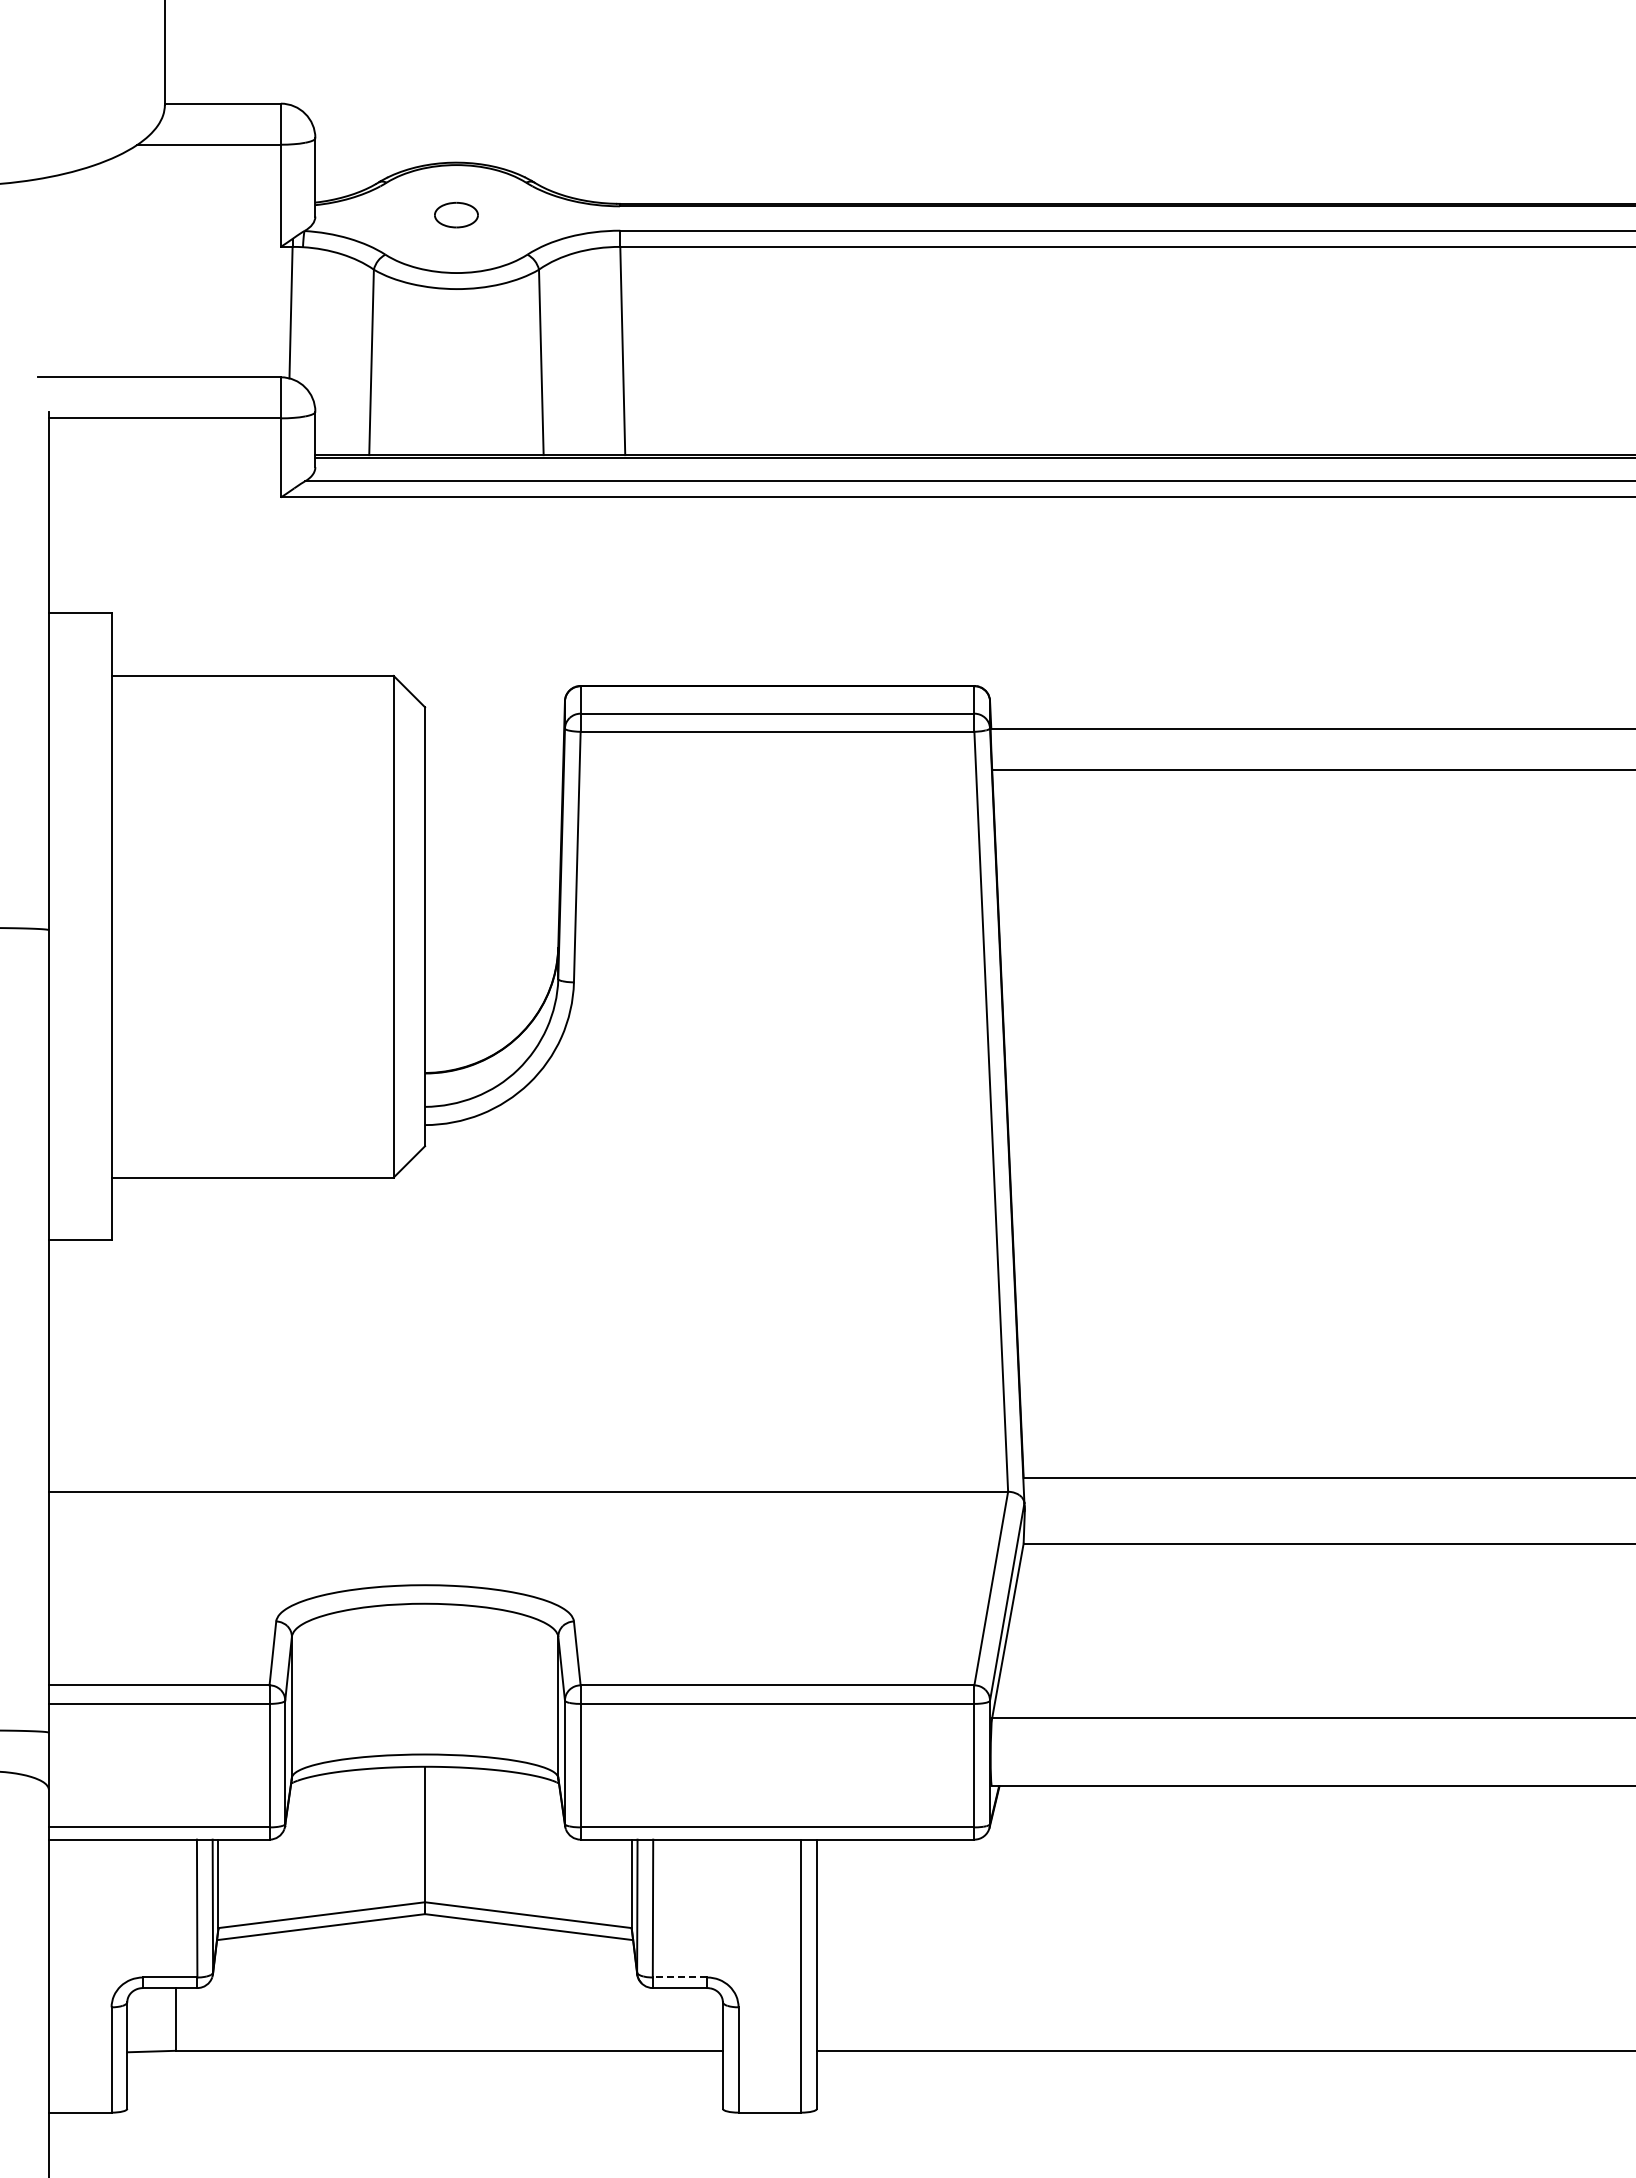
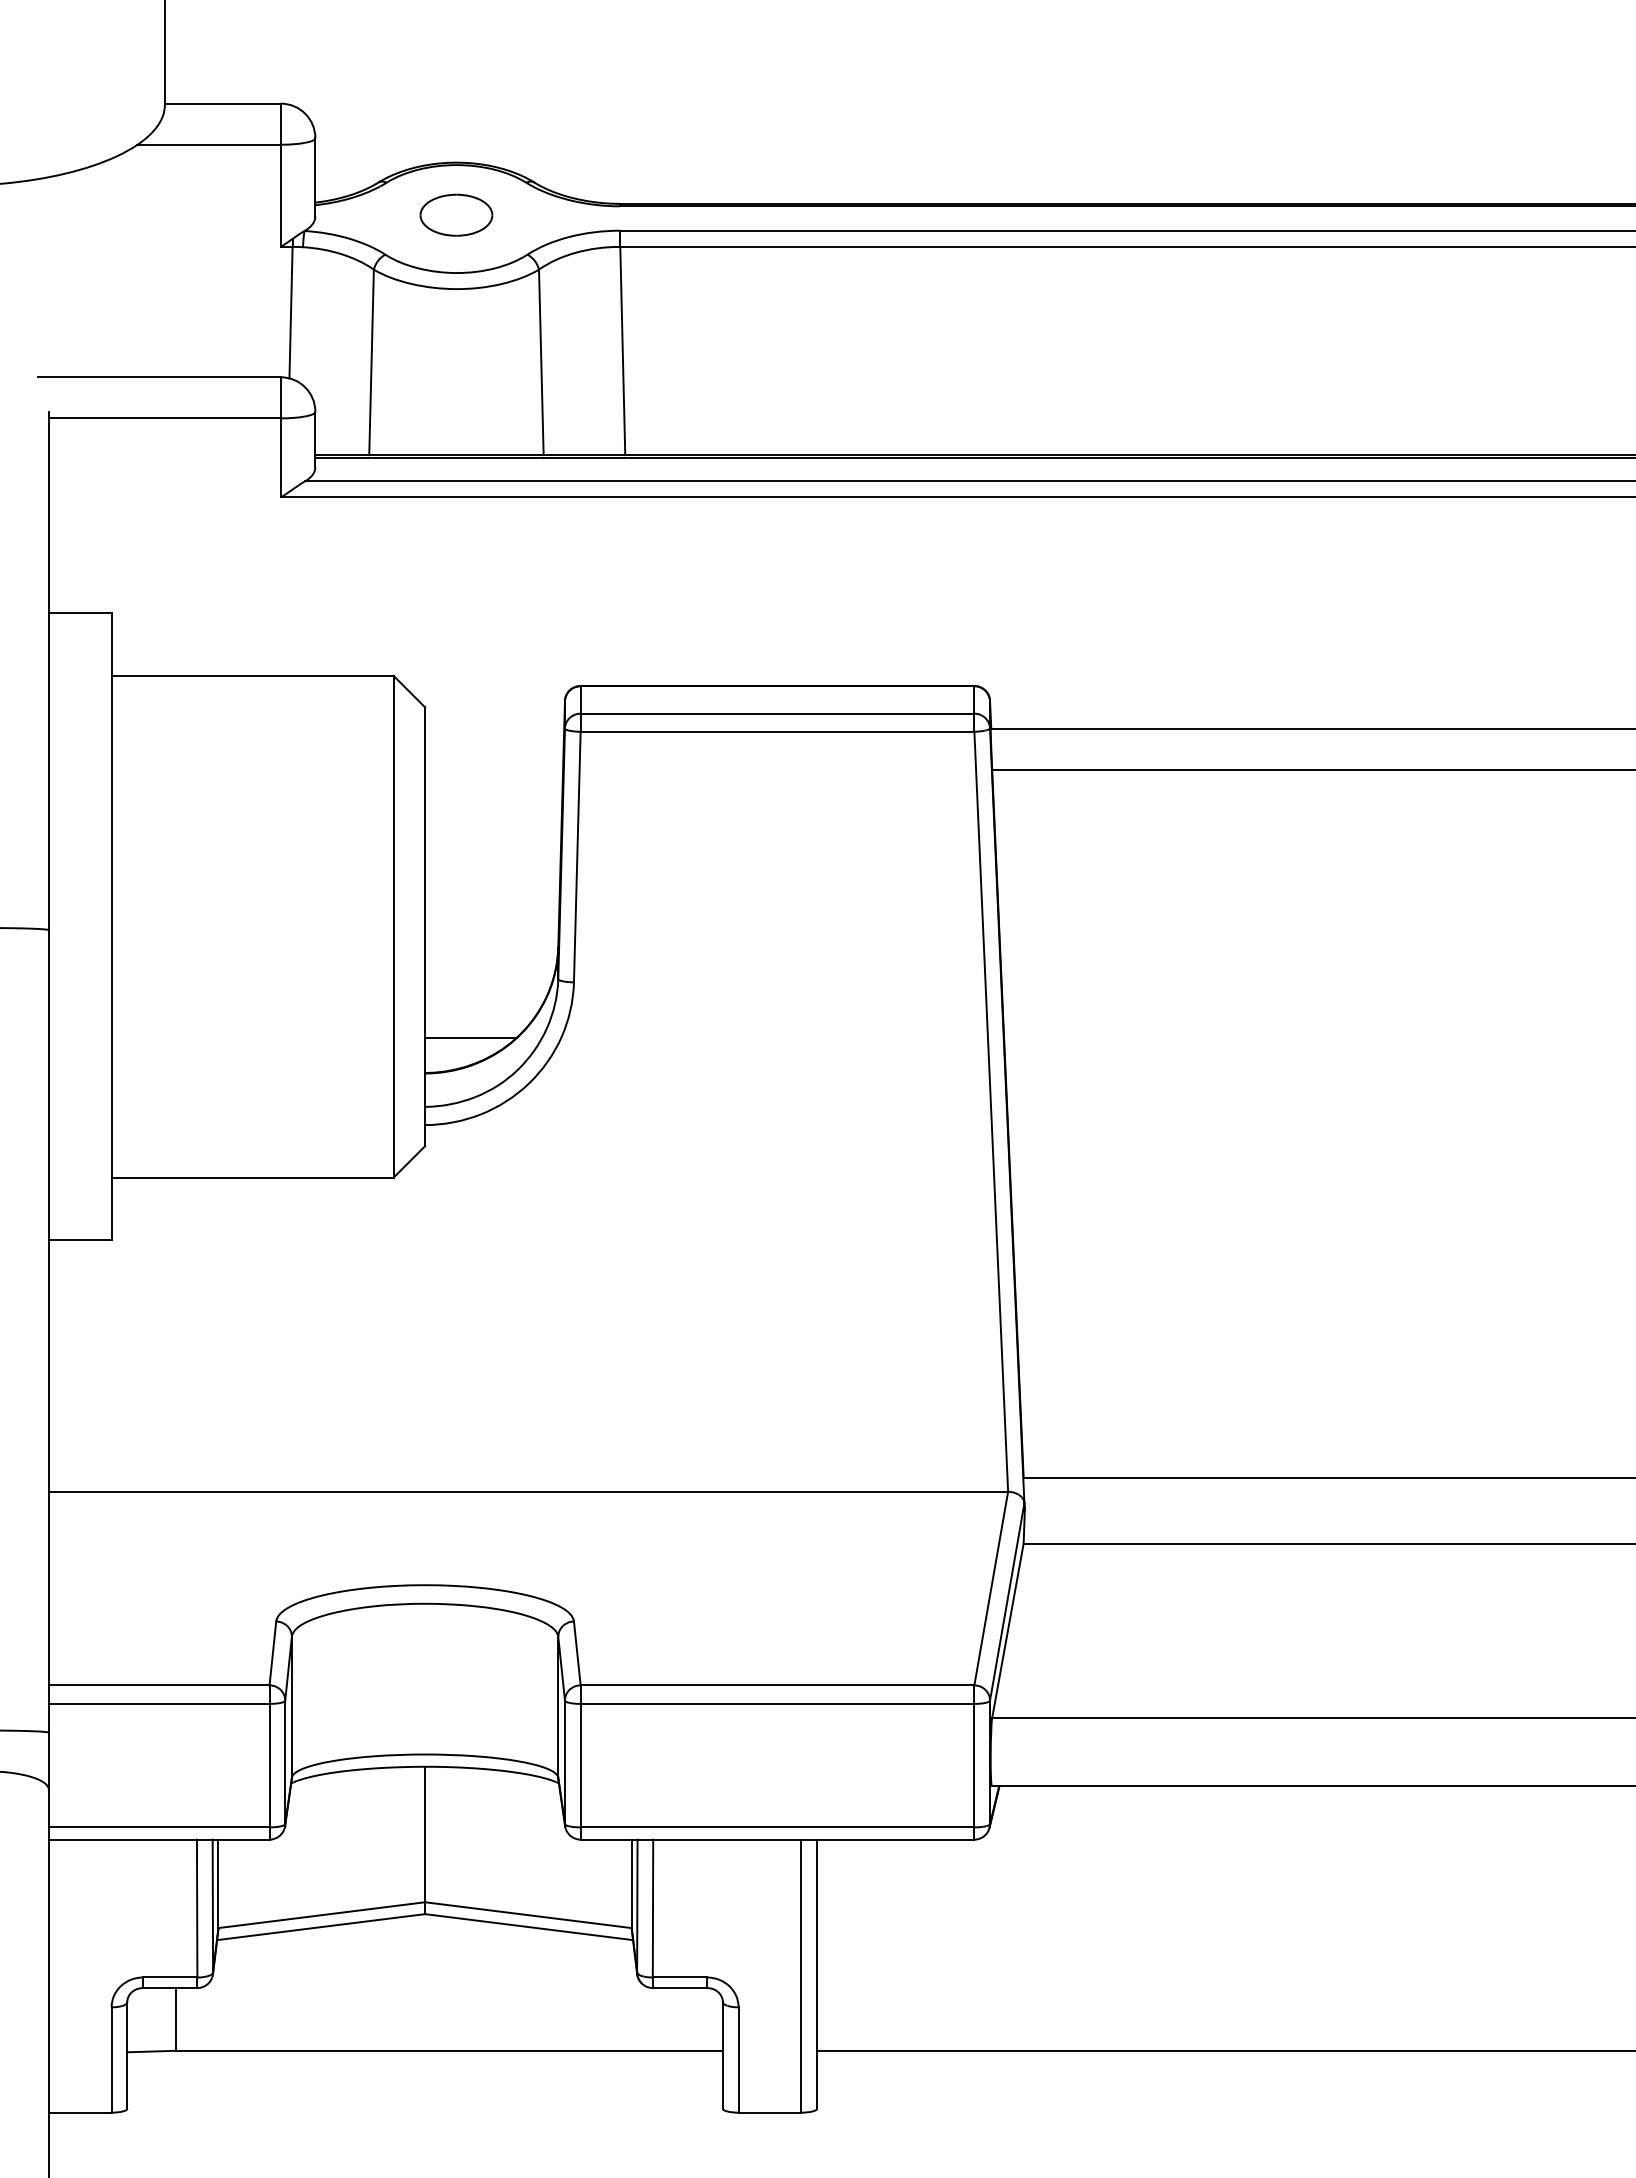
part size: 45x28 px -> 75x44 px (456, 214)
line: none -> present (470, 1037)
line: dashed -> solid (679, 1977)
